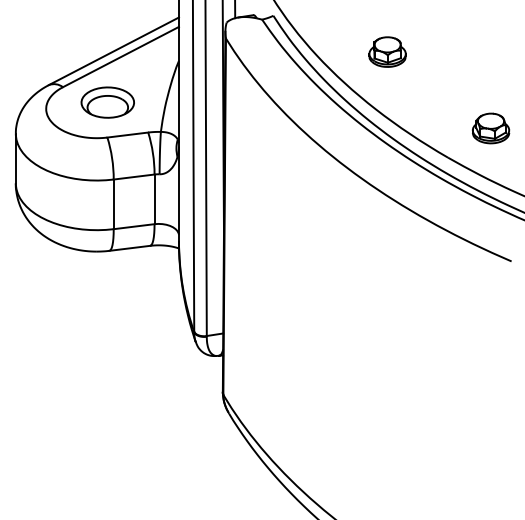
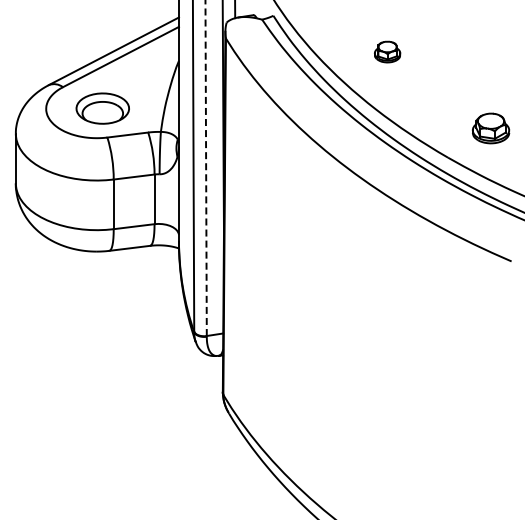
part size: 39x32 px -> 28x24 px (387, 51)
part position: (107, 102) -> (102, 108) (102, 108)
line: solid -> dashed (206, 168)
